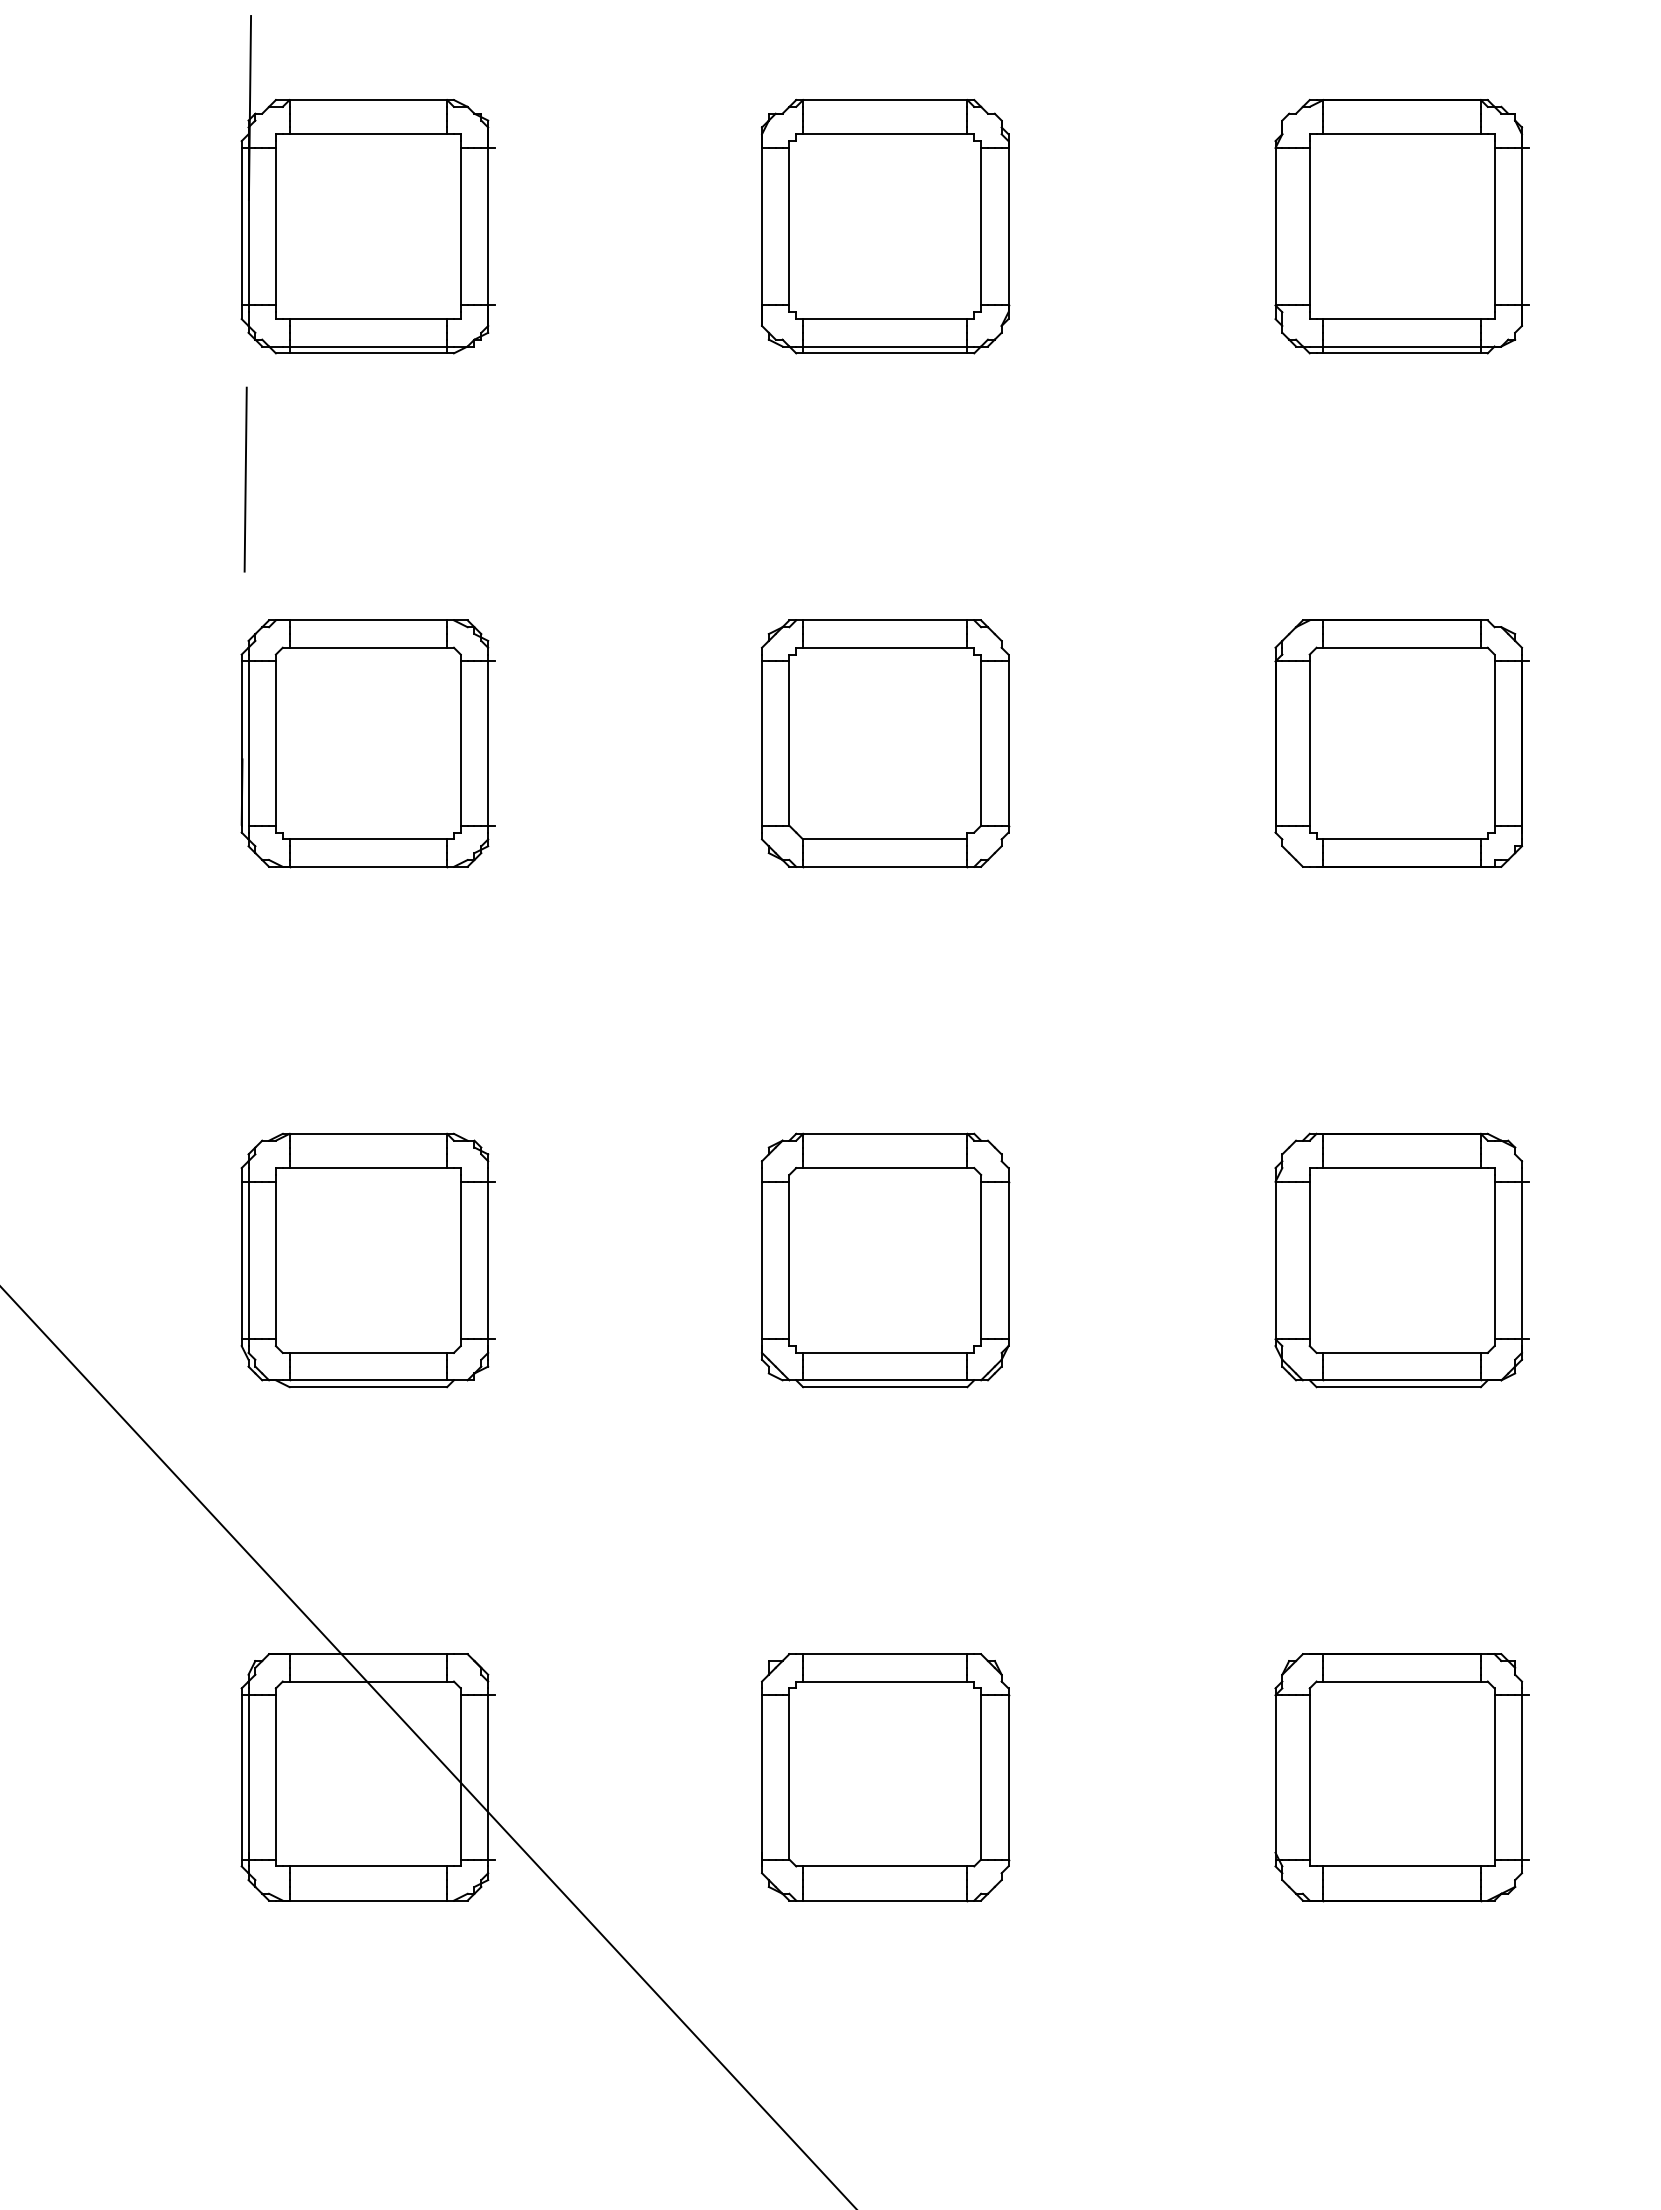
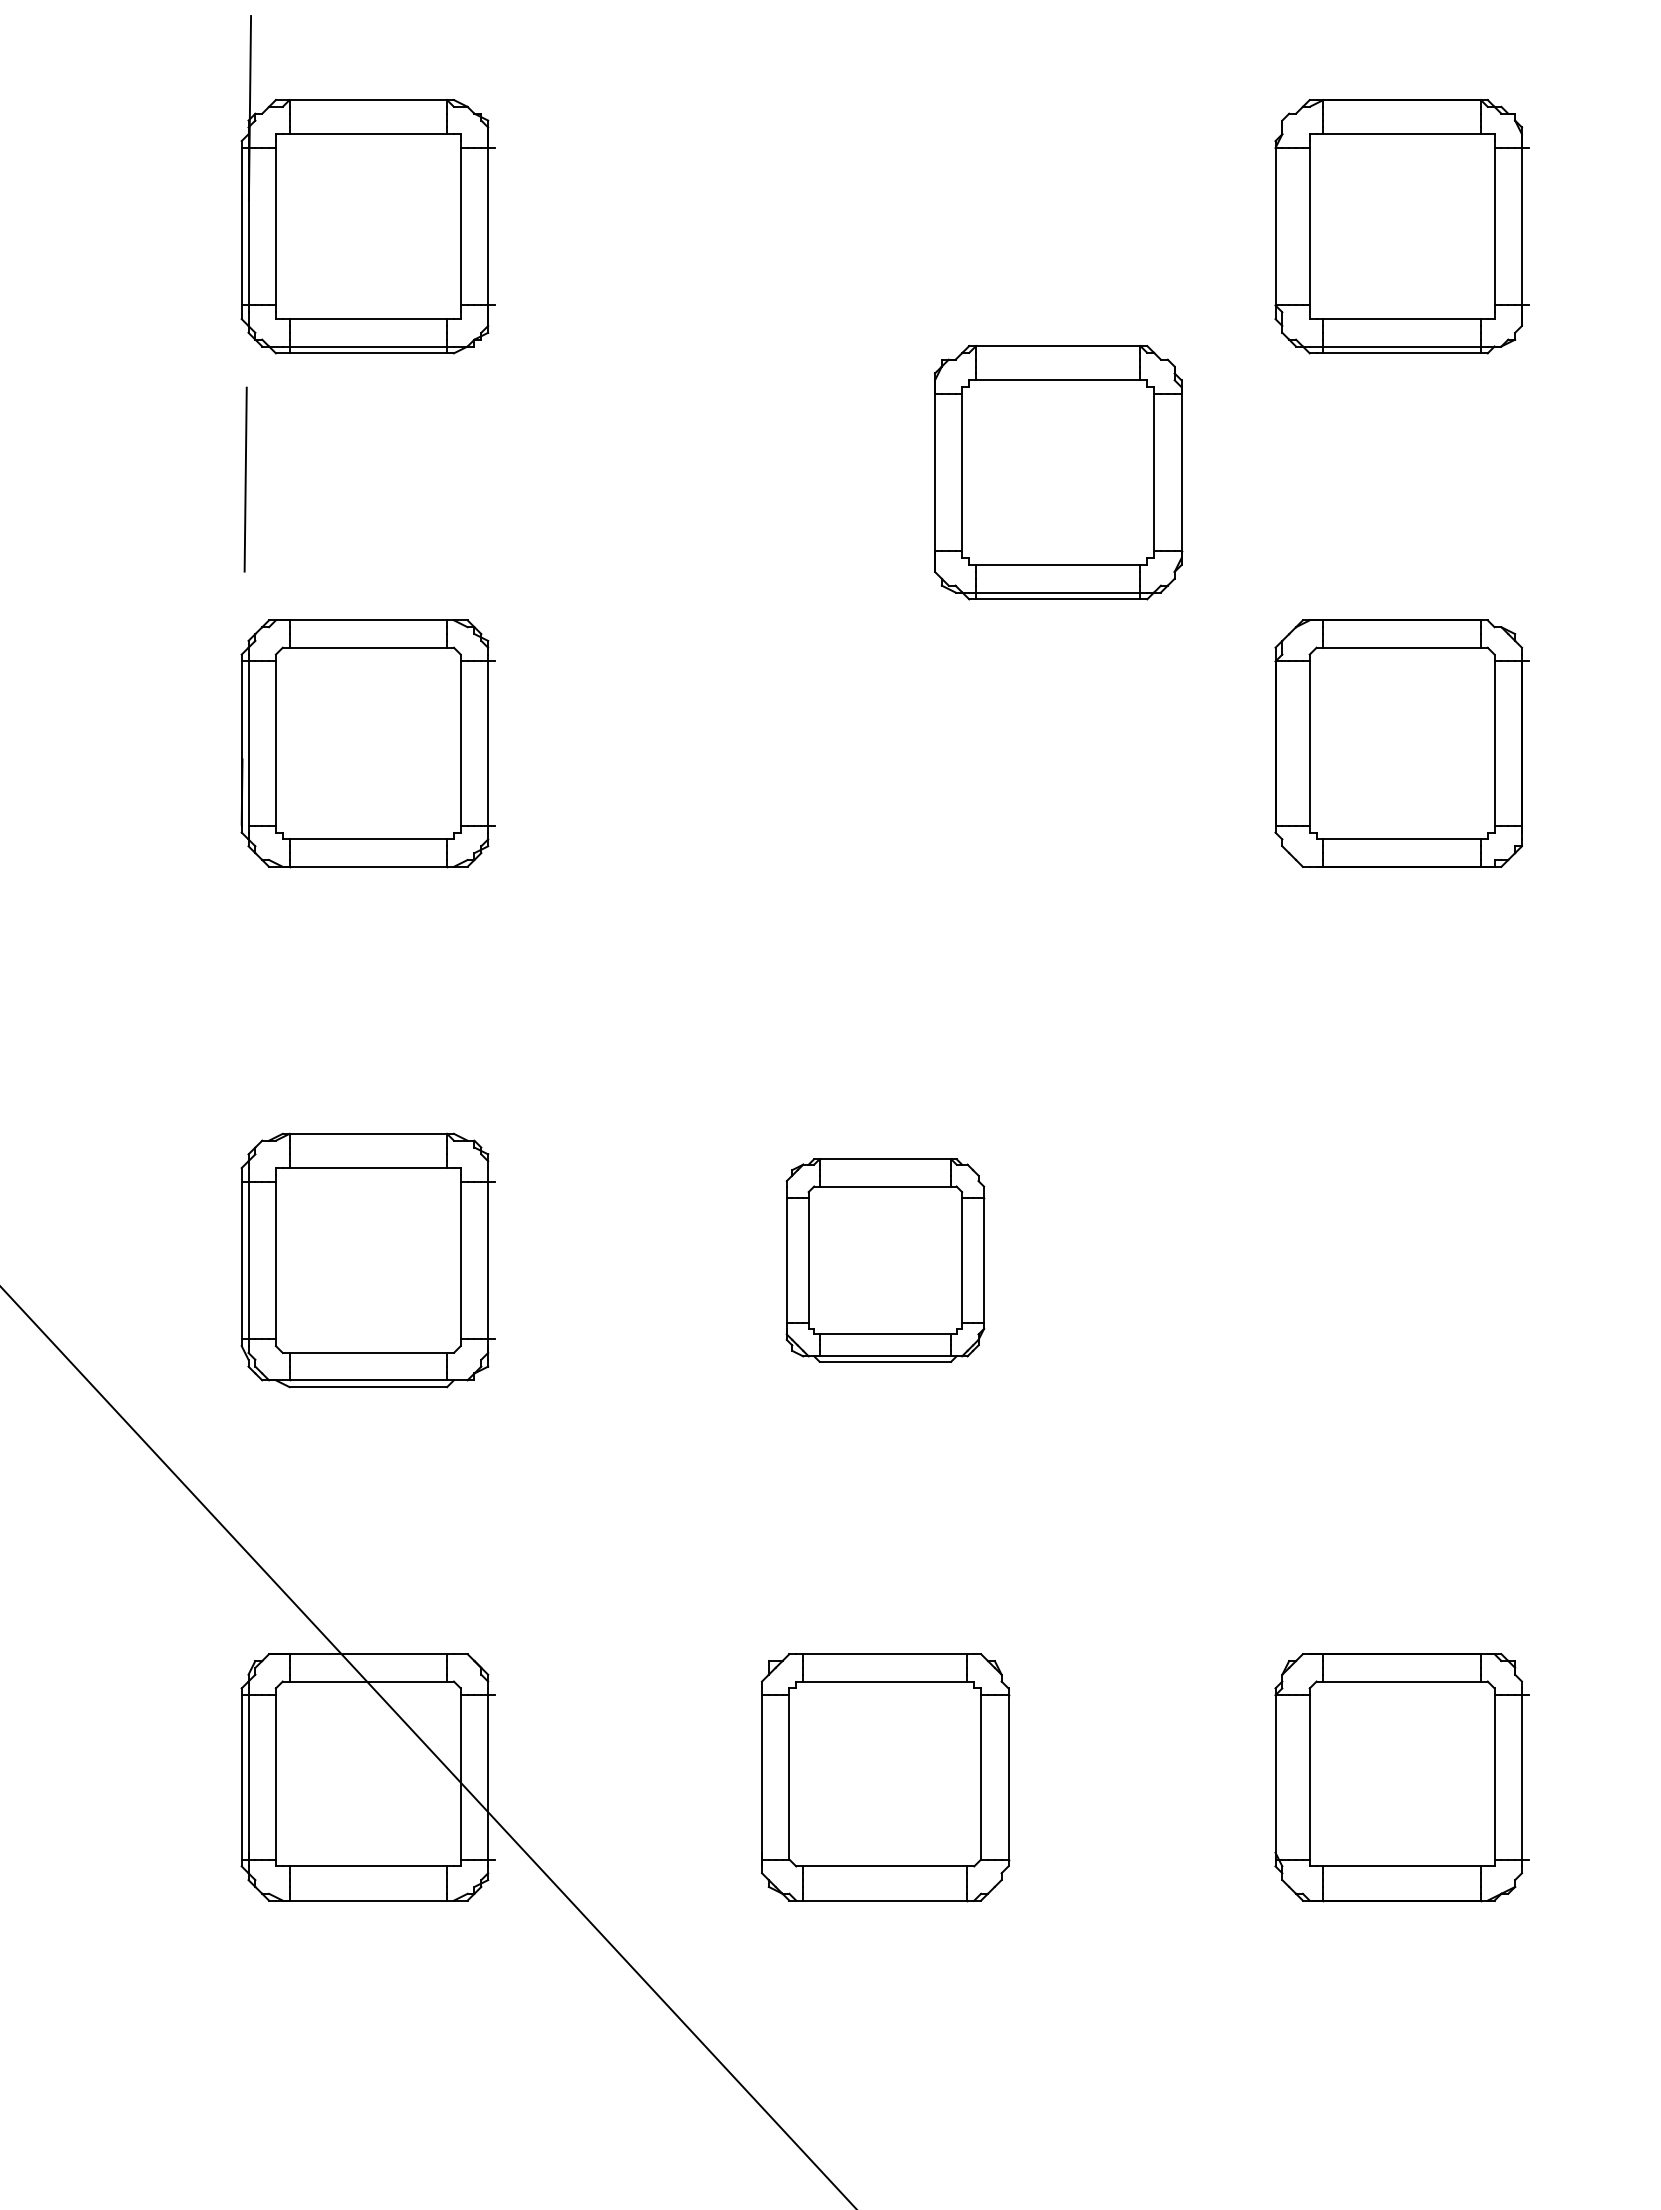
part position: (885, 226) -> (1058, 472) (1058, 472)
part: present -> none (885, 743)
part size: 250x257 px -> 201x205 px (885, 1260)
part: present -> none (1401, 1260)
